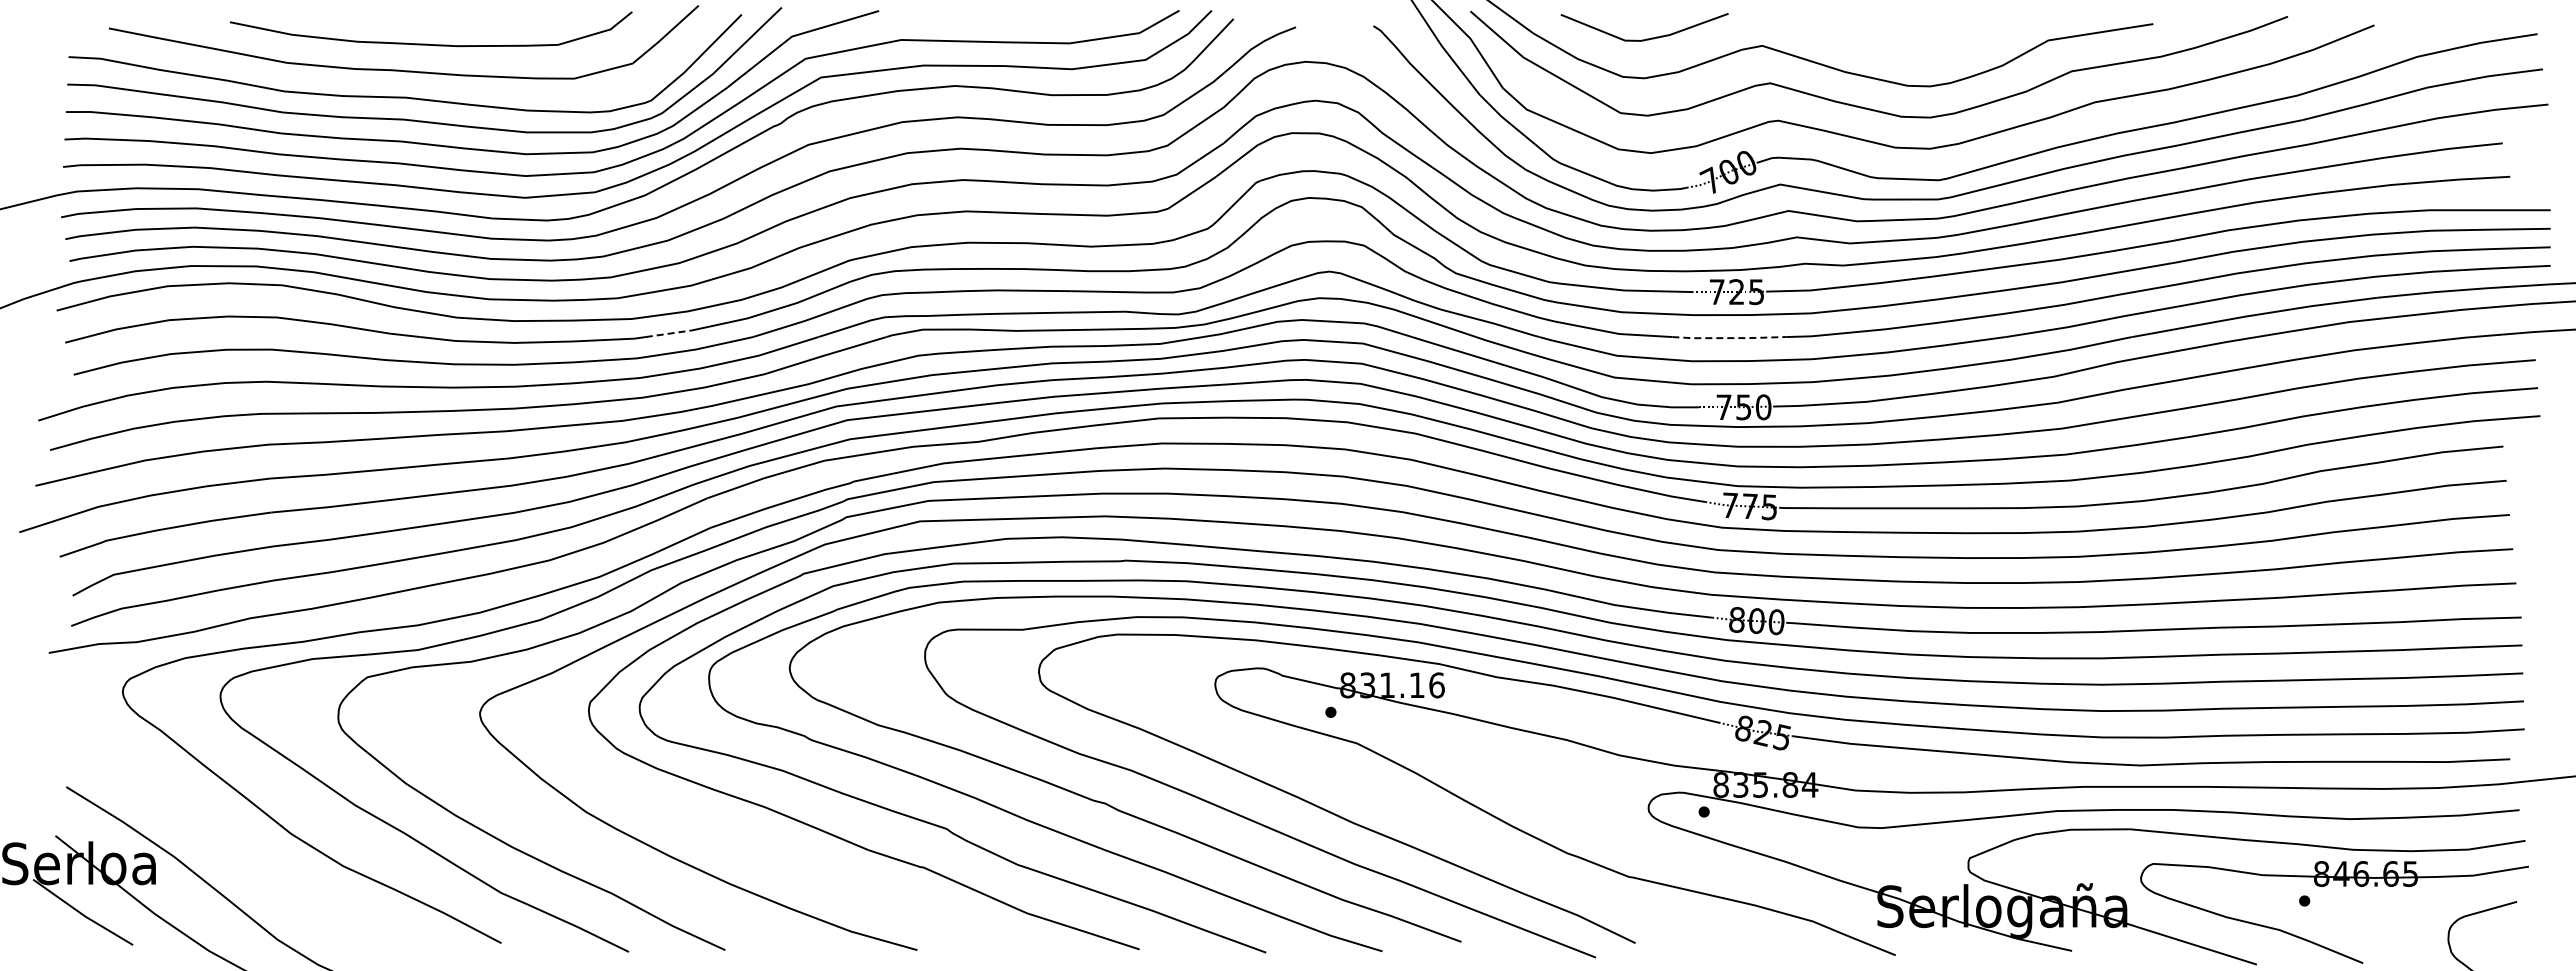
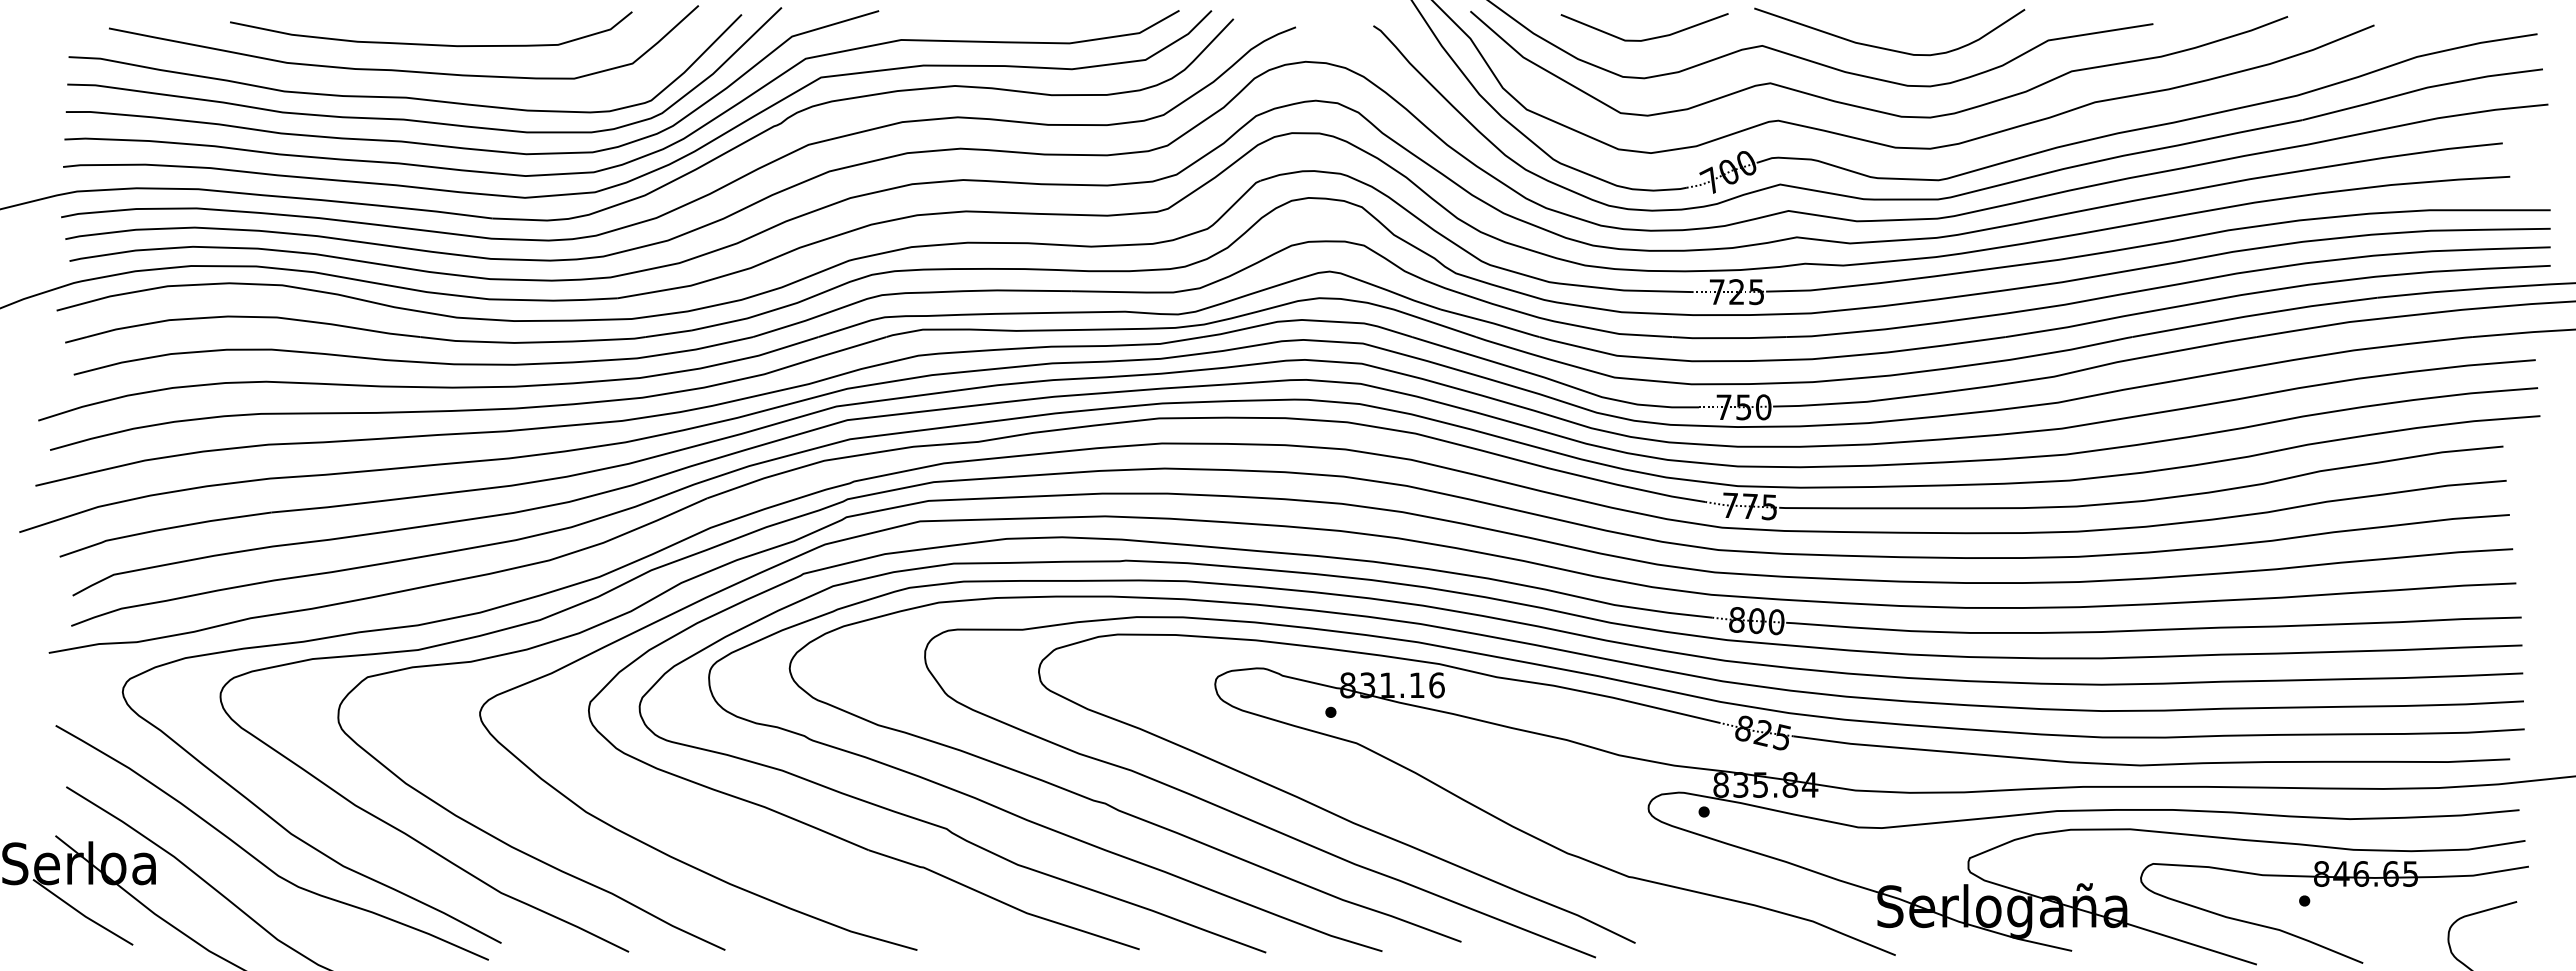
curve: none -> present (1884, 47)
line: dashed -> solid (669, 333)
line: dashed -> solid (1729, 338)
curve: none -> present (257, 858)
